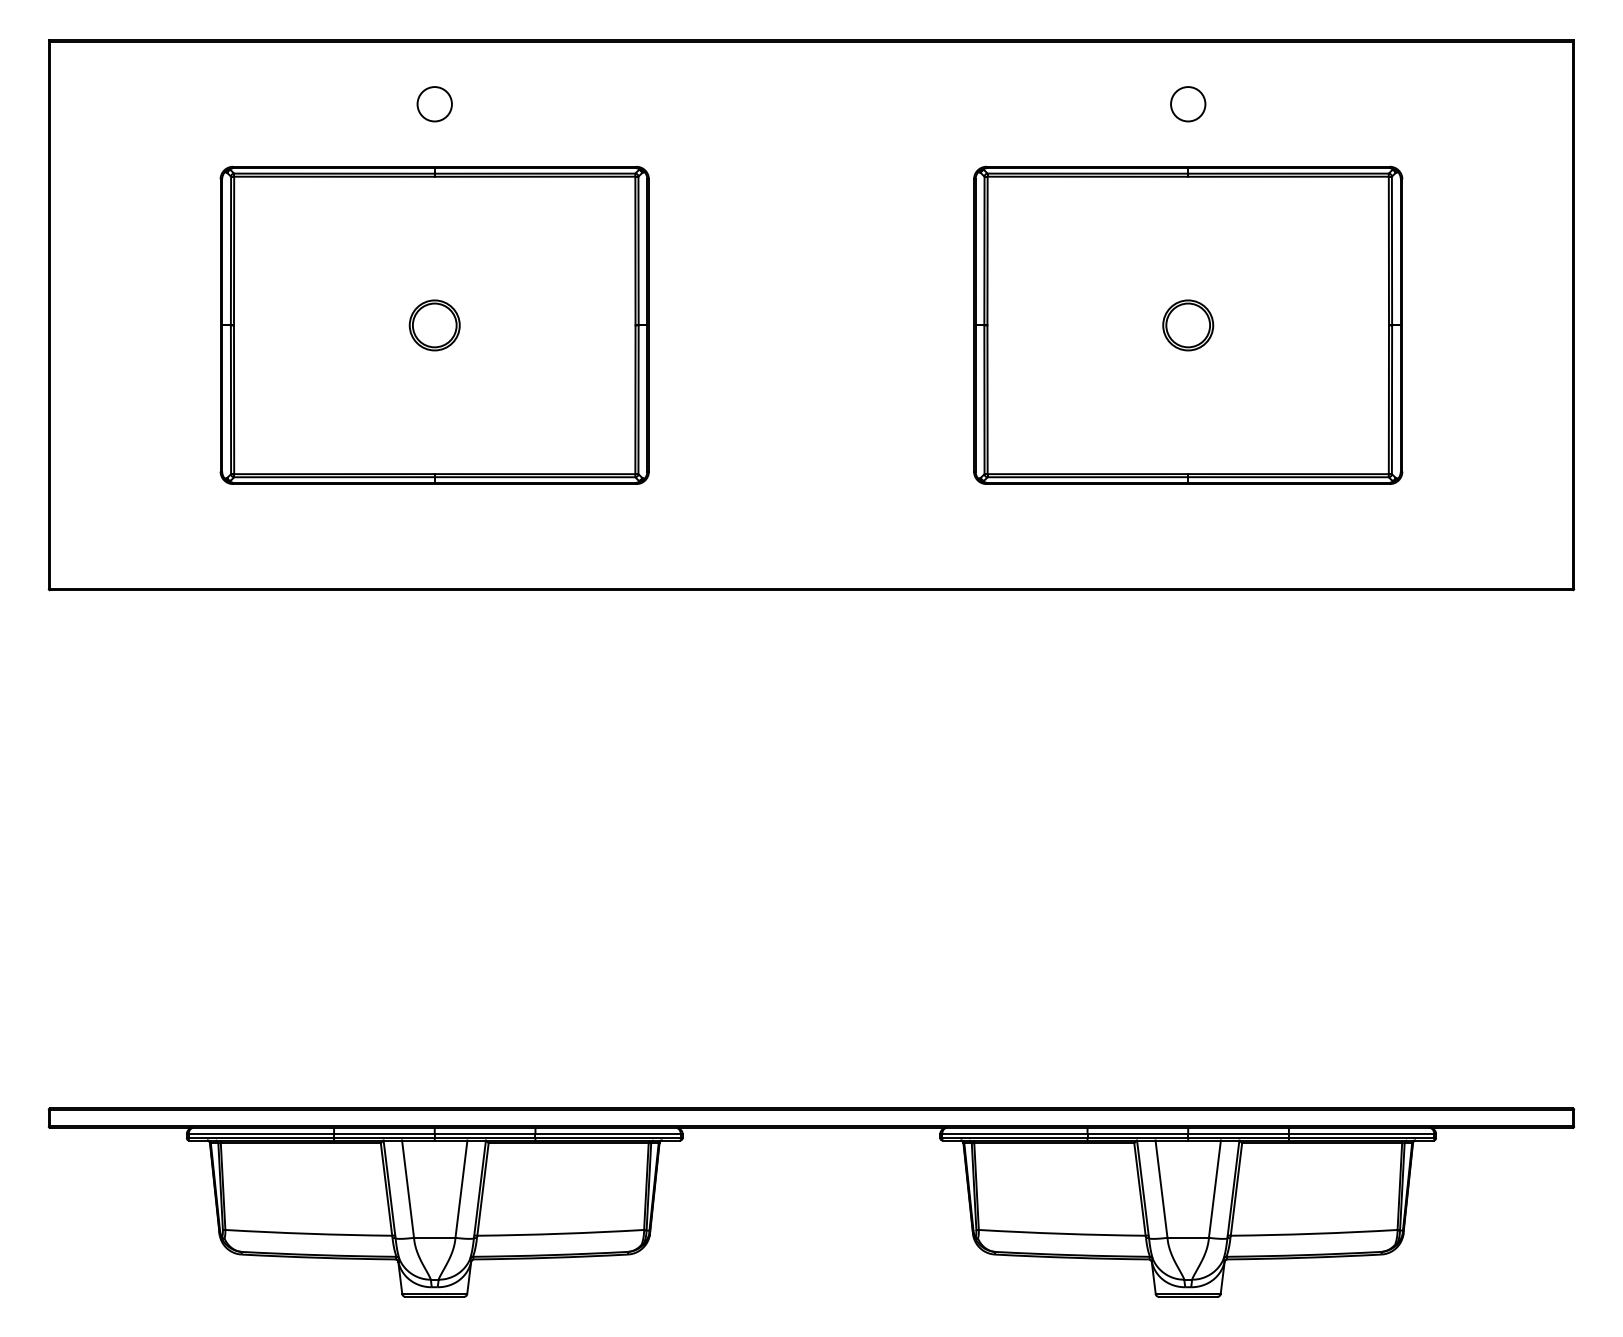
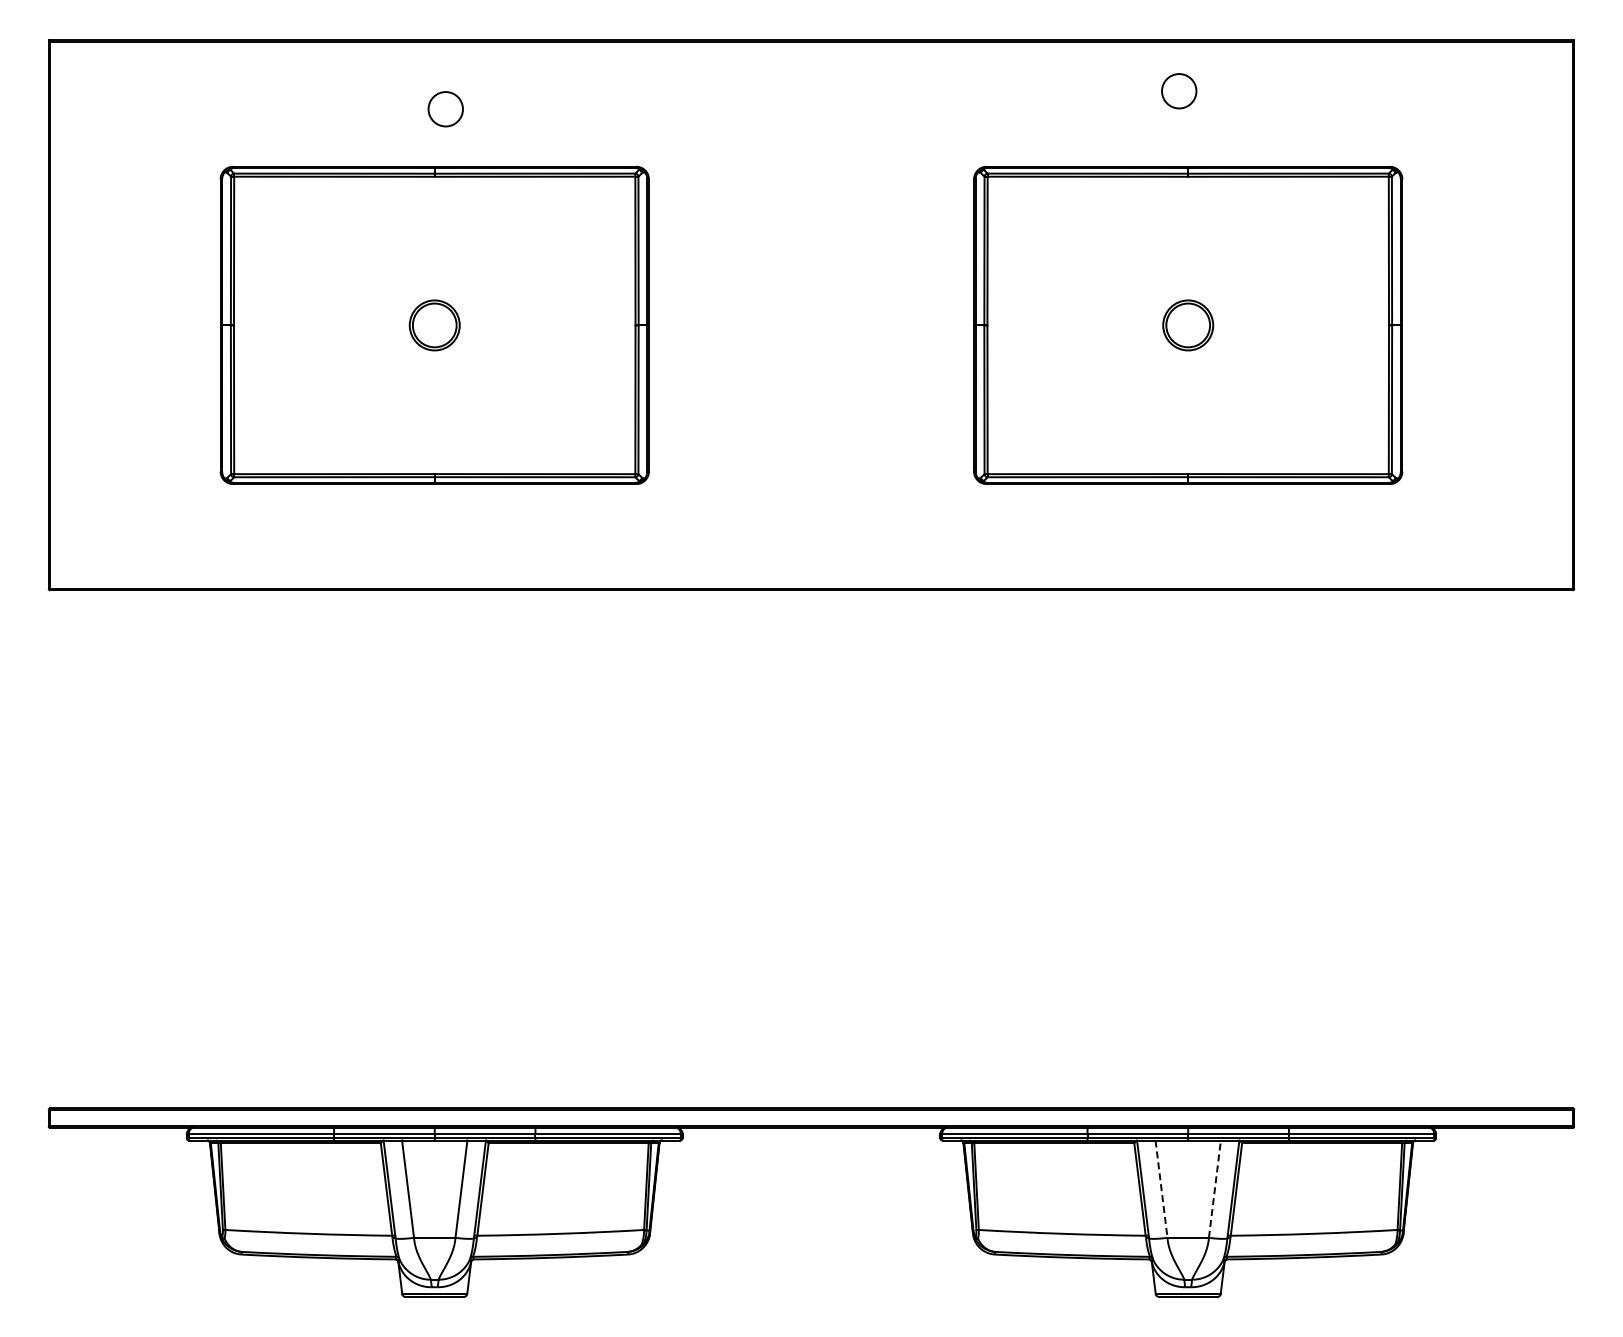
circle position: (434, 104) -> (445, 109) (445, 109)
circle position: (1188, 104) -> (1179, 91) (1179, 91)
line: solid -> dashed (1214, 1188)
line: solid -> dashed (1161, 1189)
